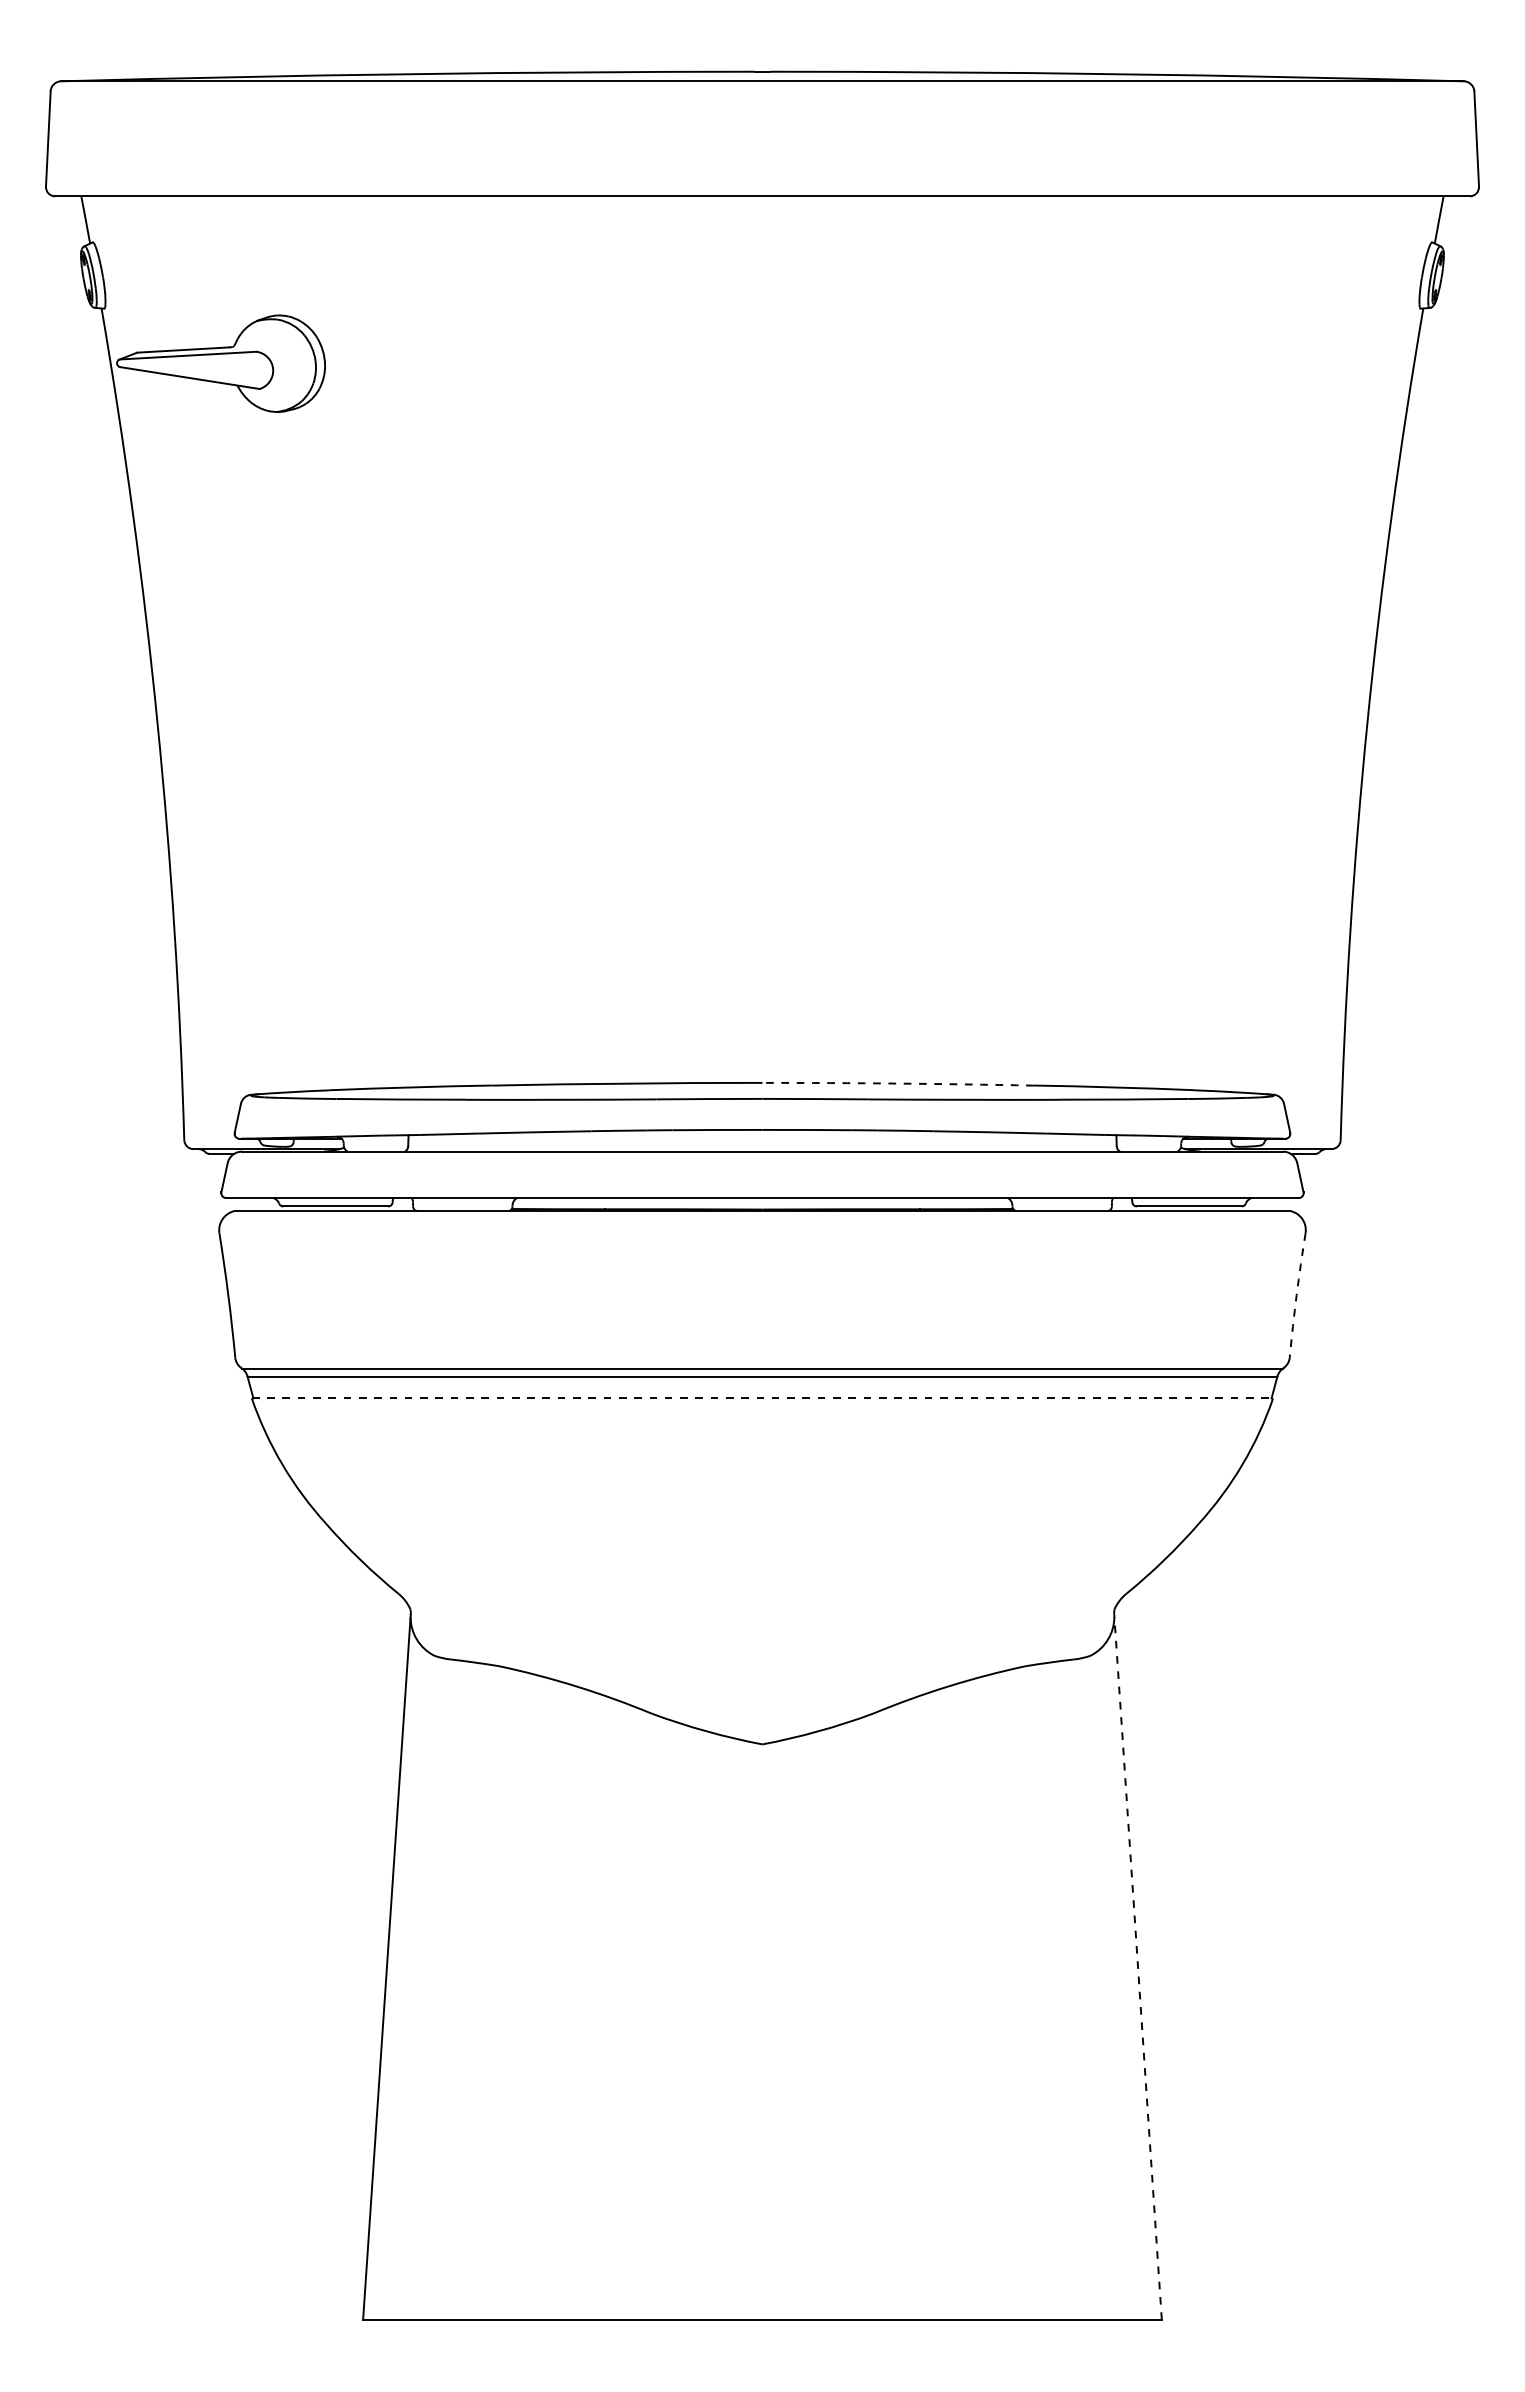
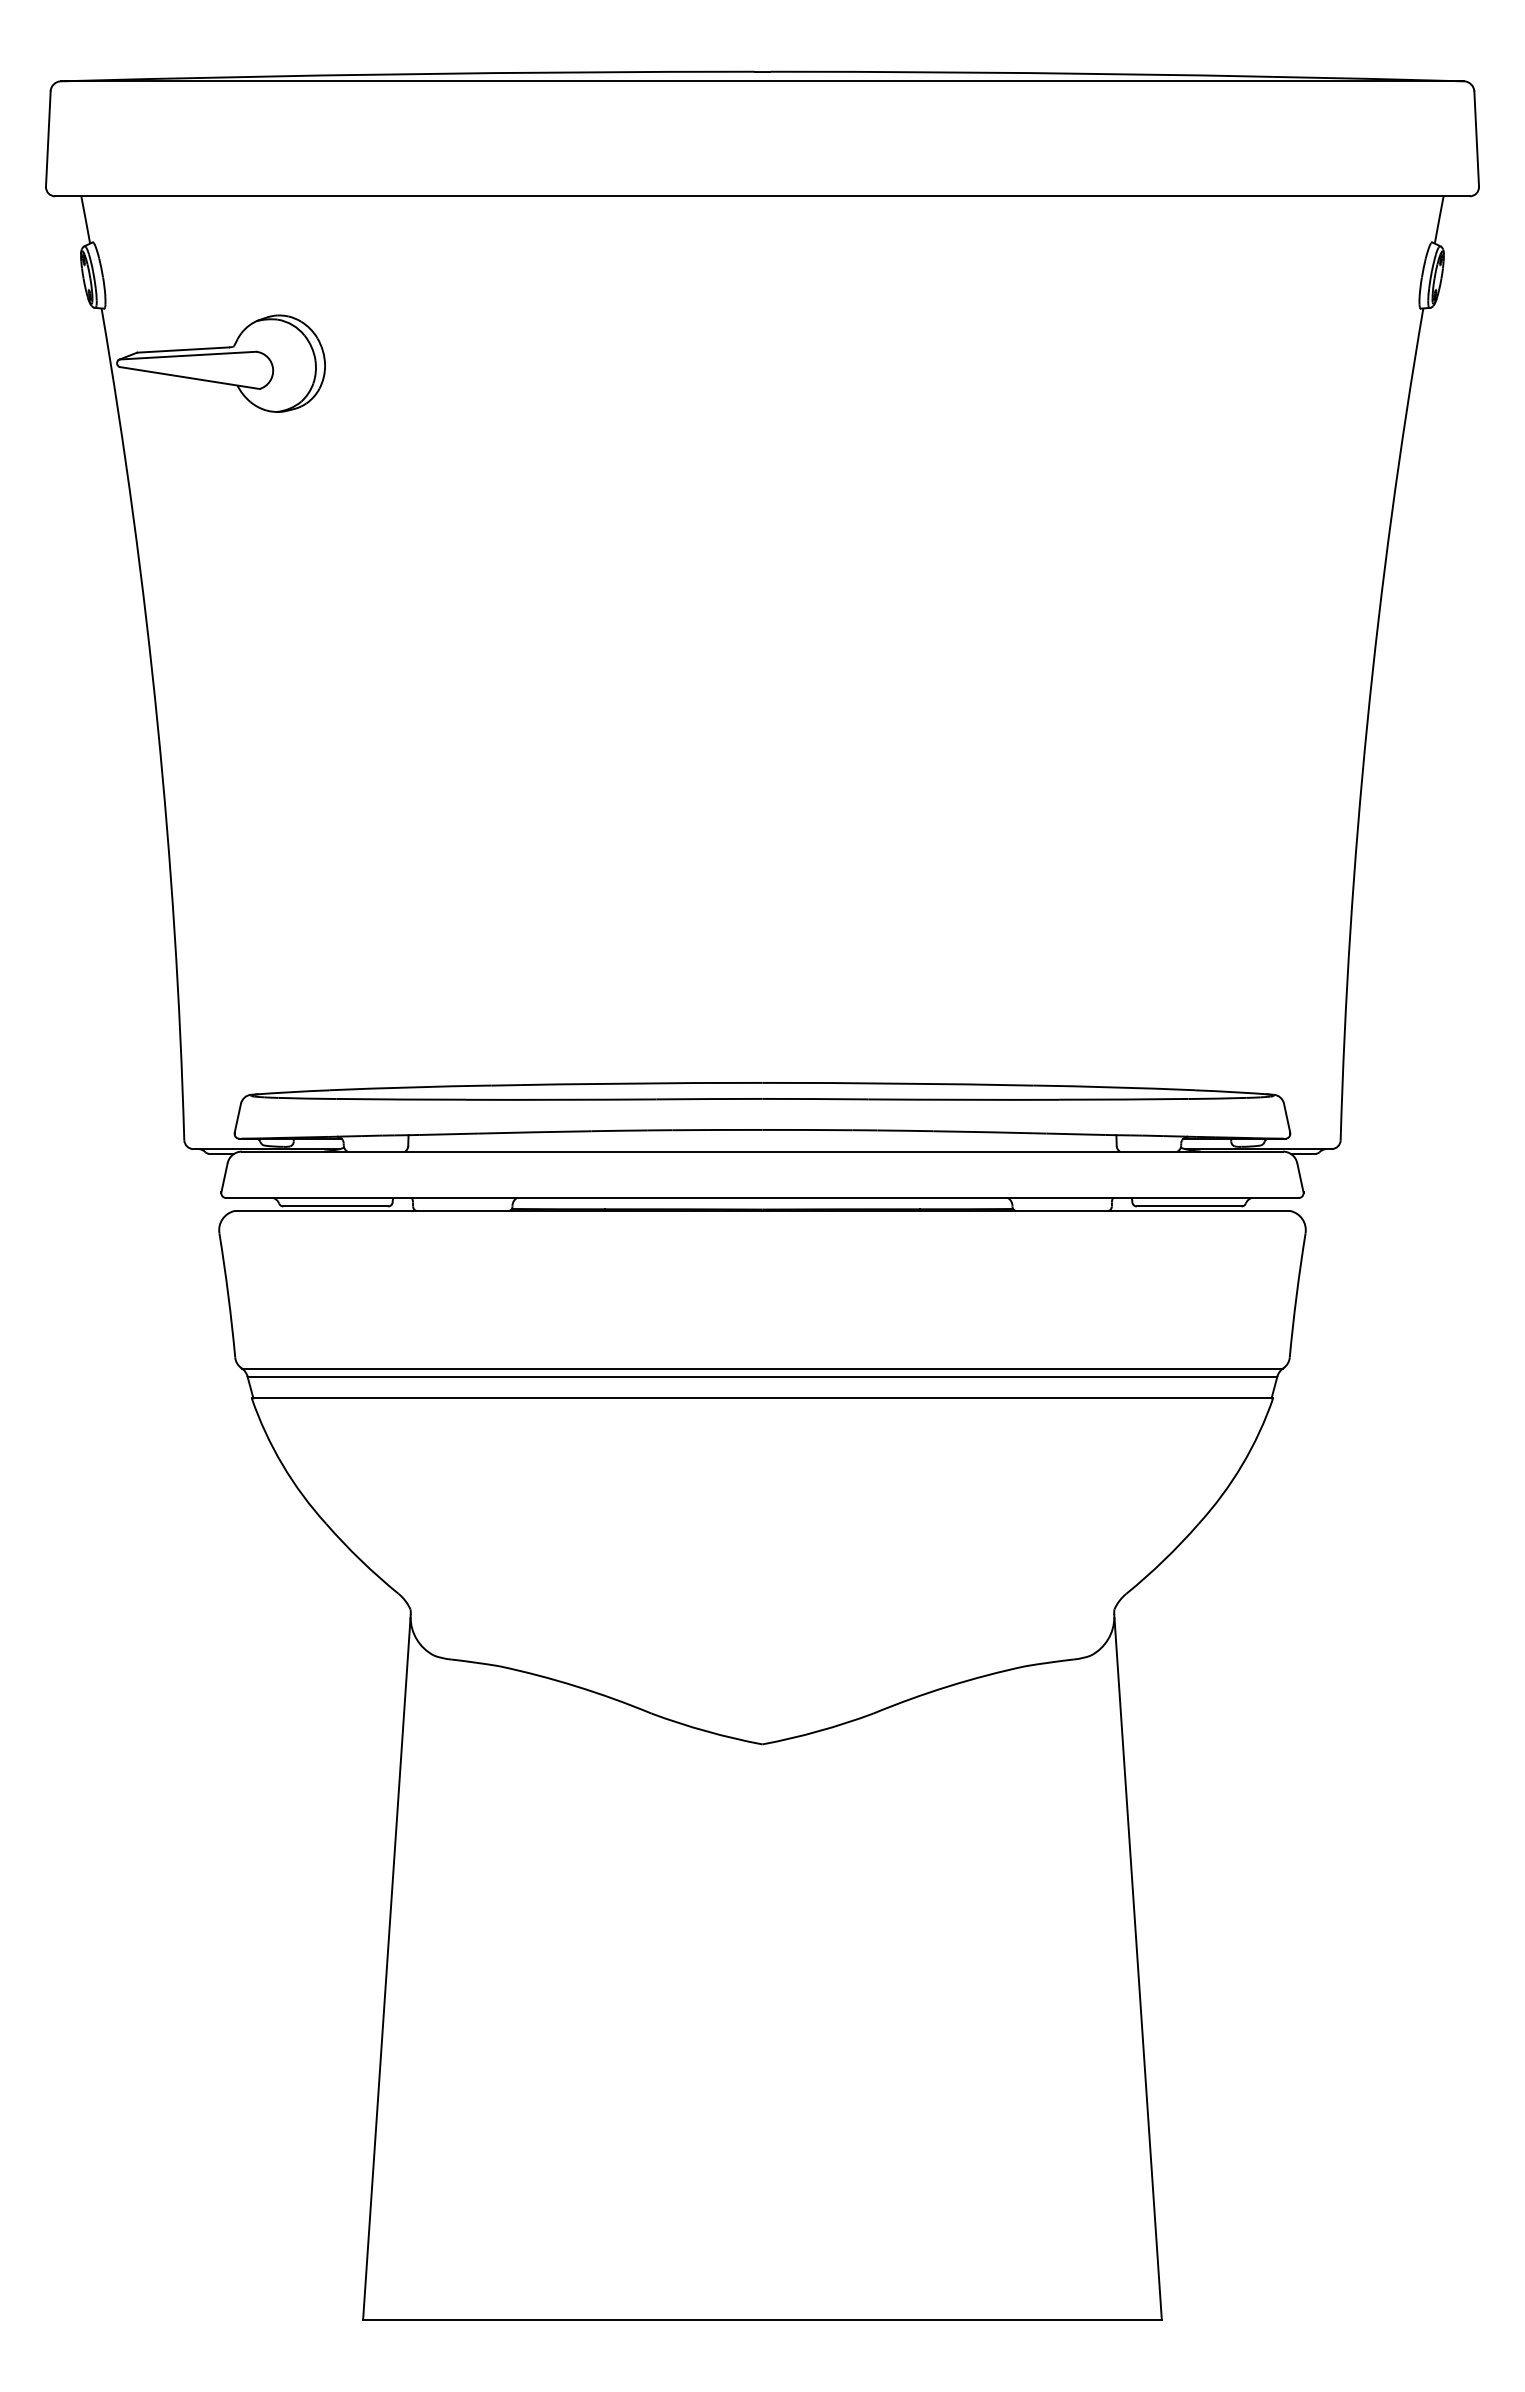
arc: dashed -> solid (898, 1083)
arc: dashed -> solid (1296, 1295)
line: dashed -> solid (762, 1398)
line: dashed -> solid (1138, 1966)
